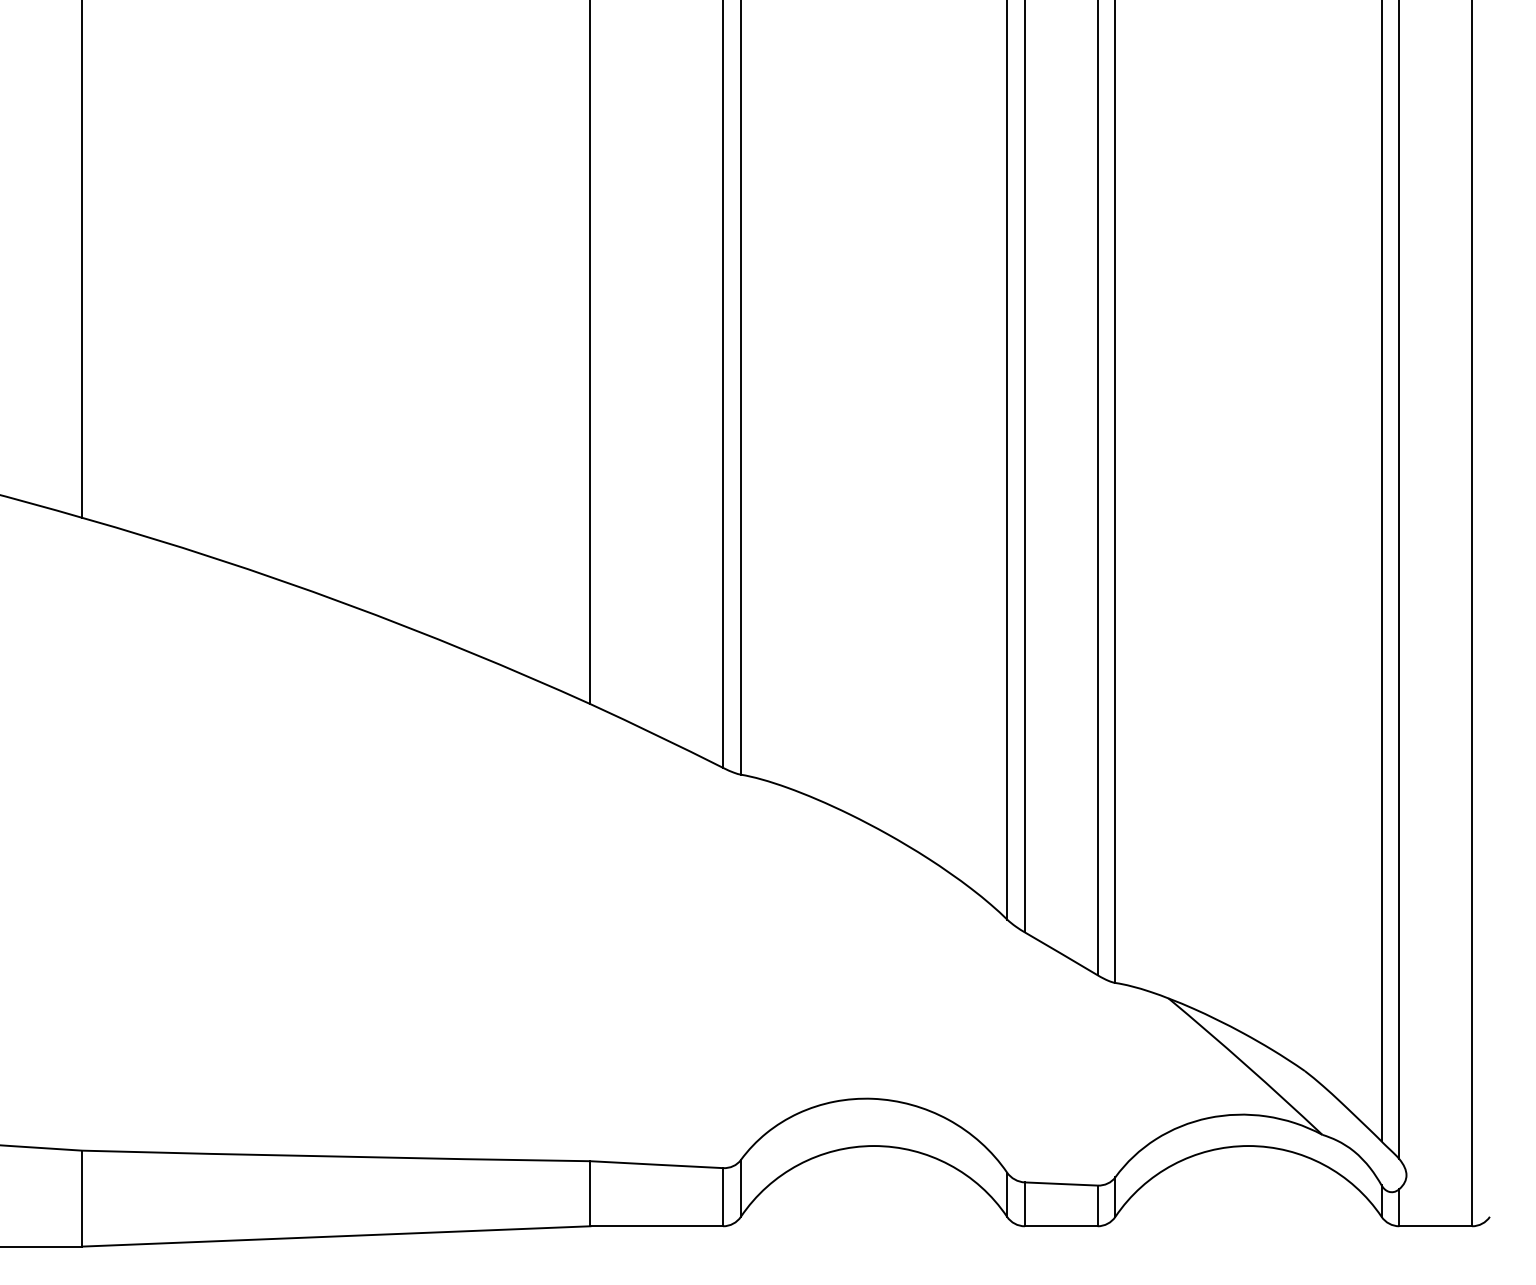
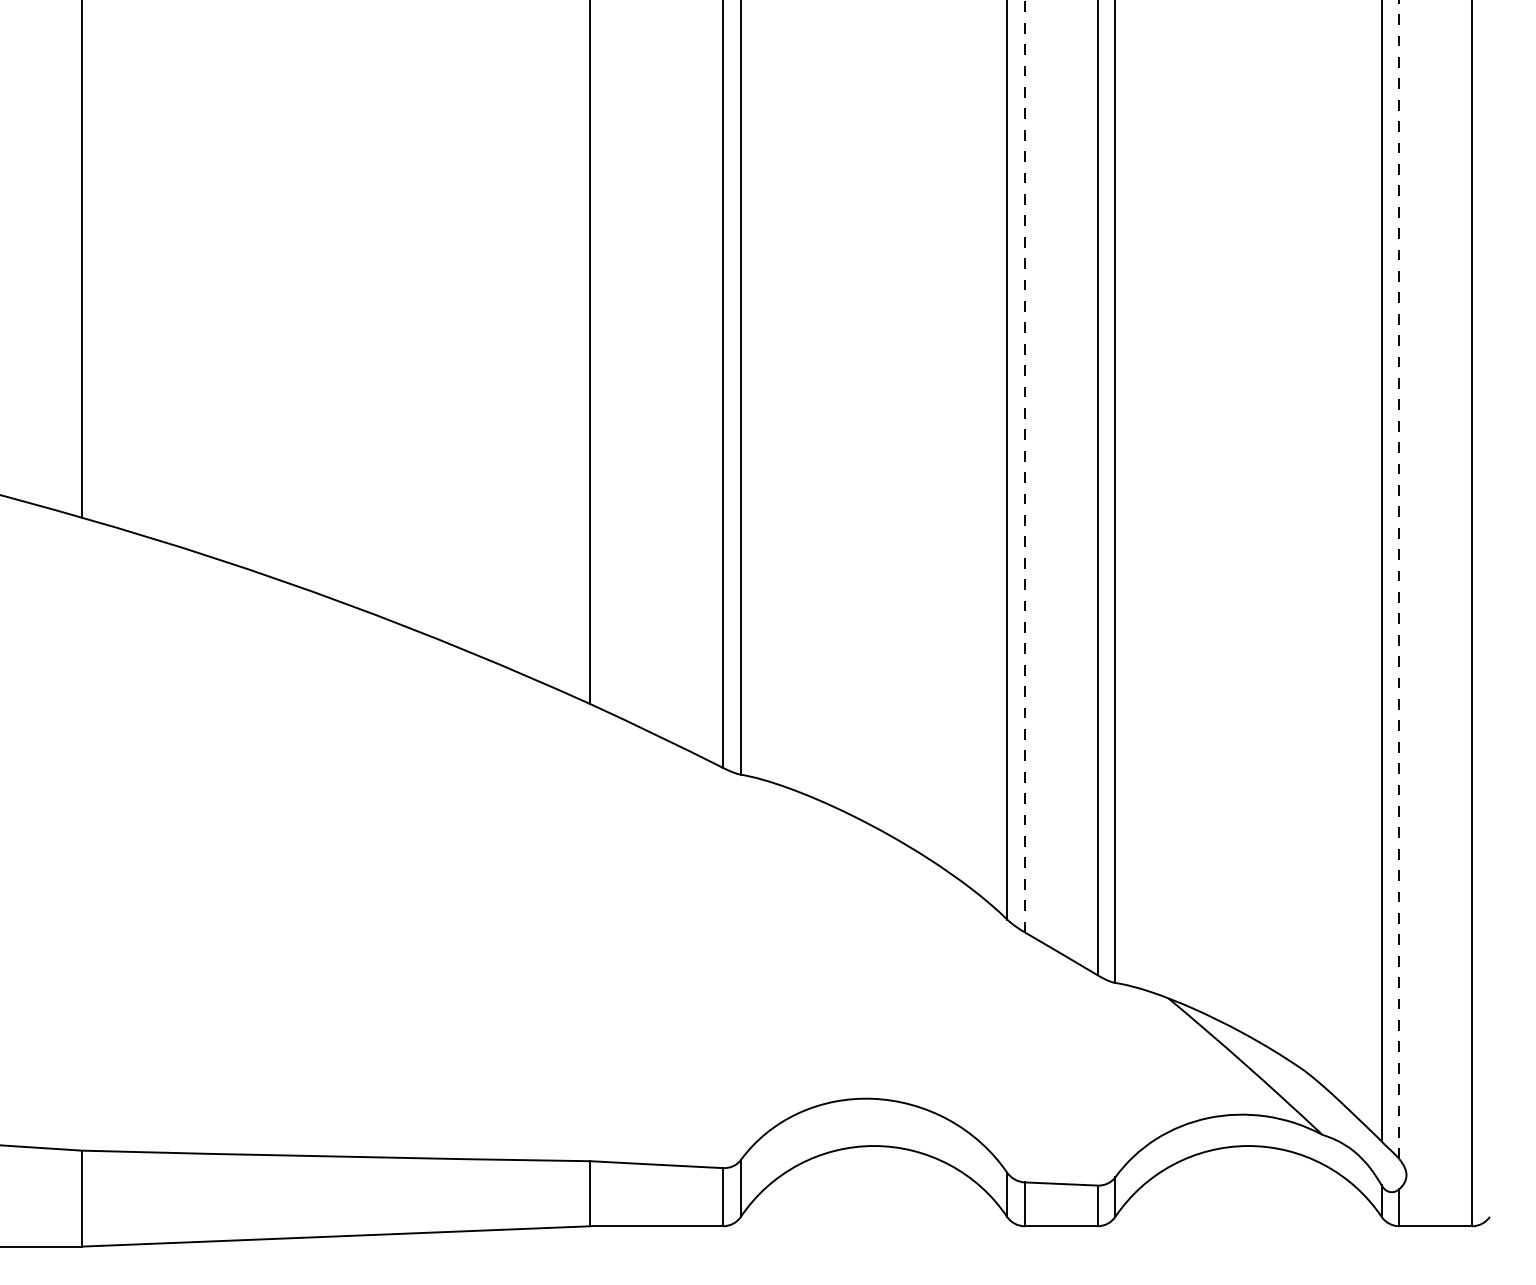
line: solid -> dashed (1024, 466)
line: solid -> dashed (1399, 579)
